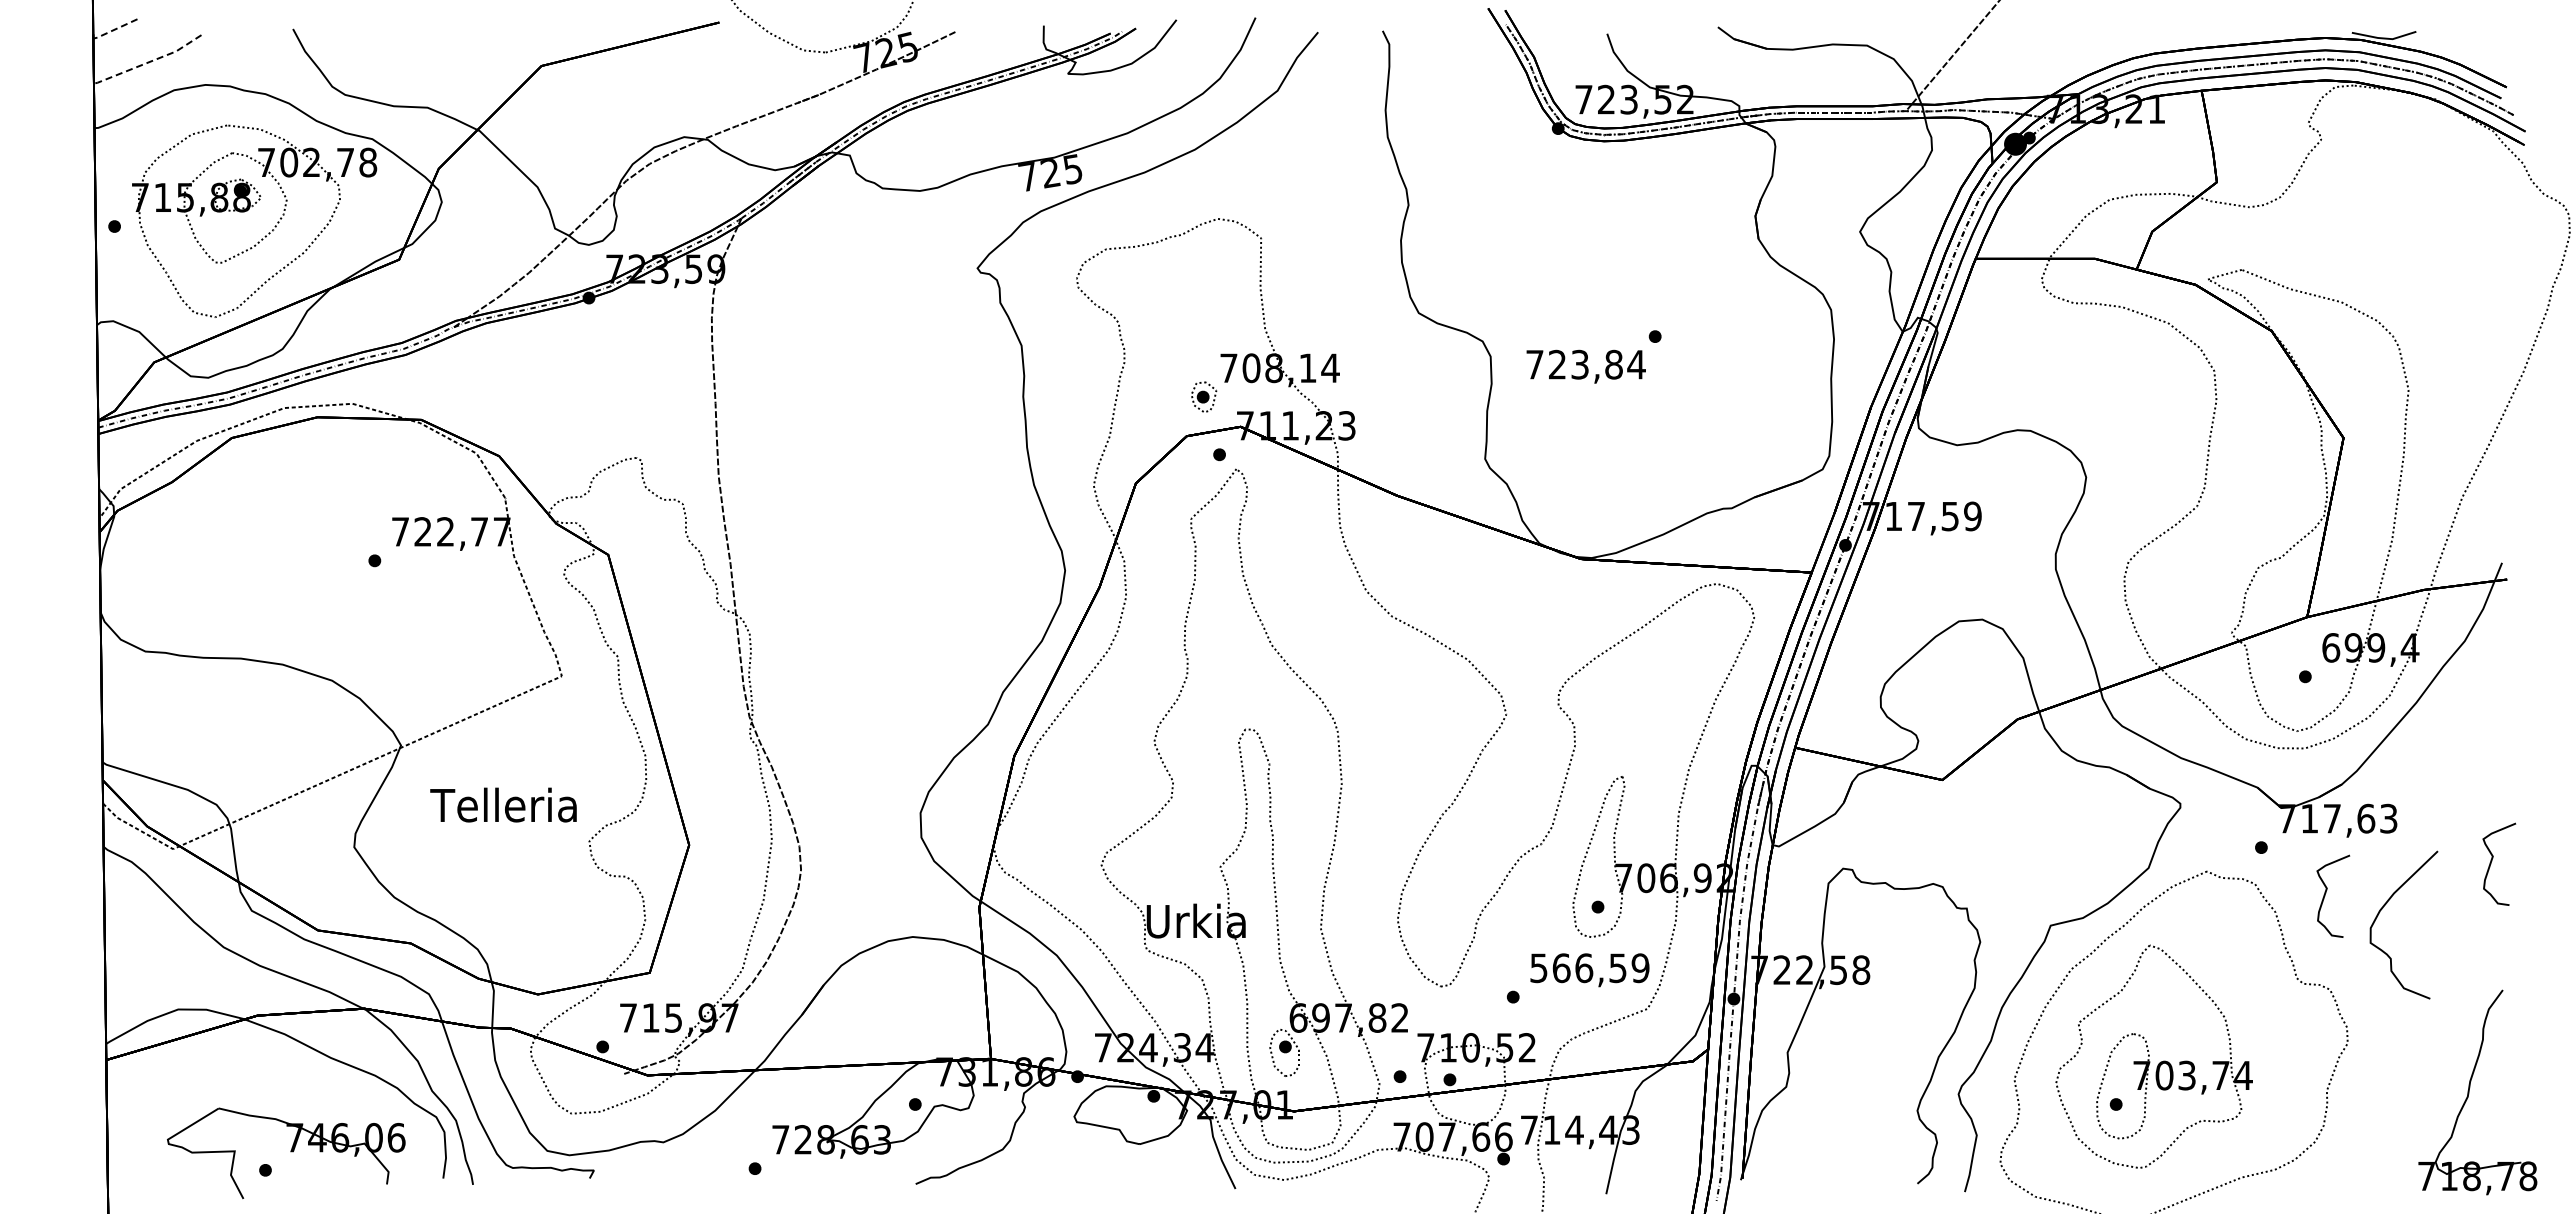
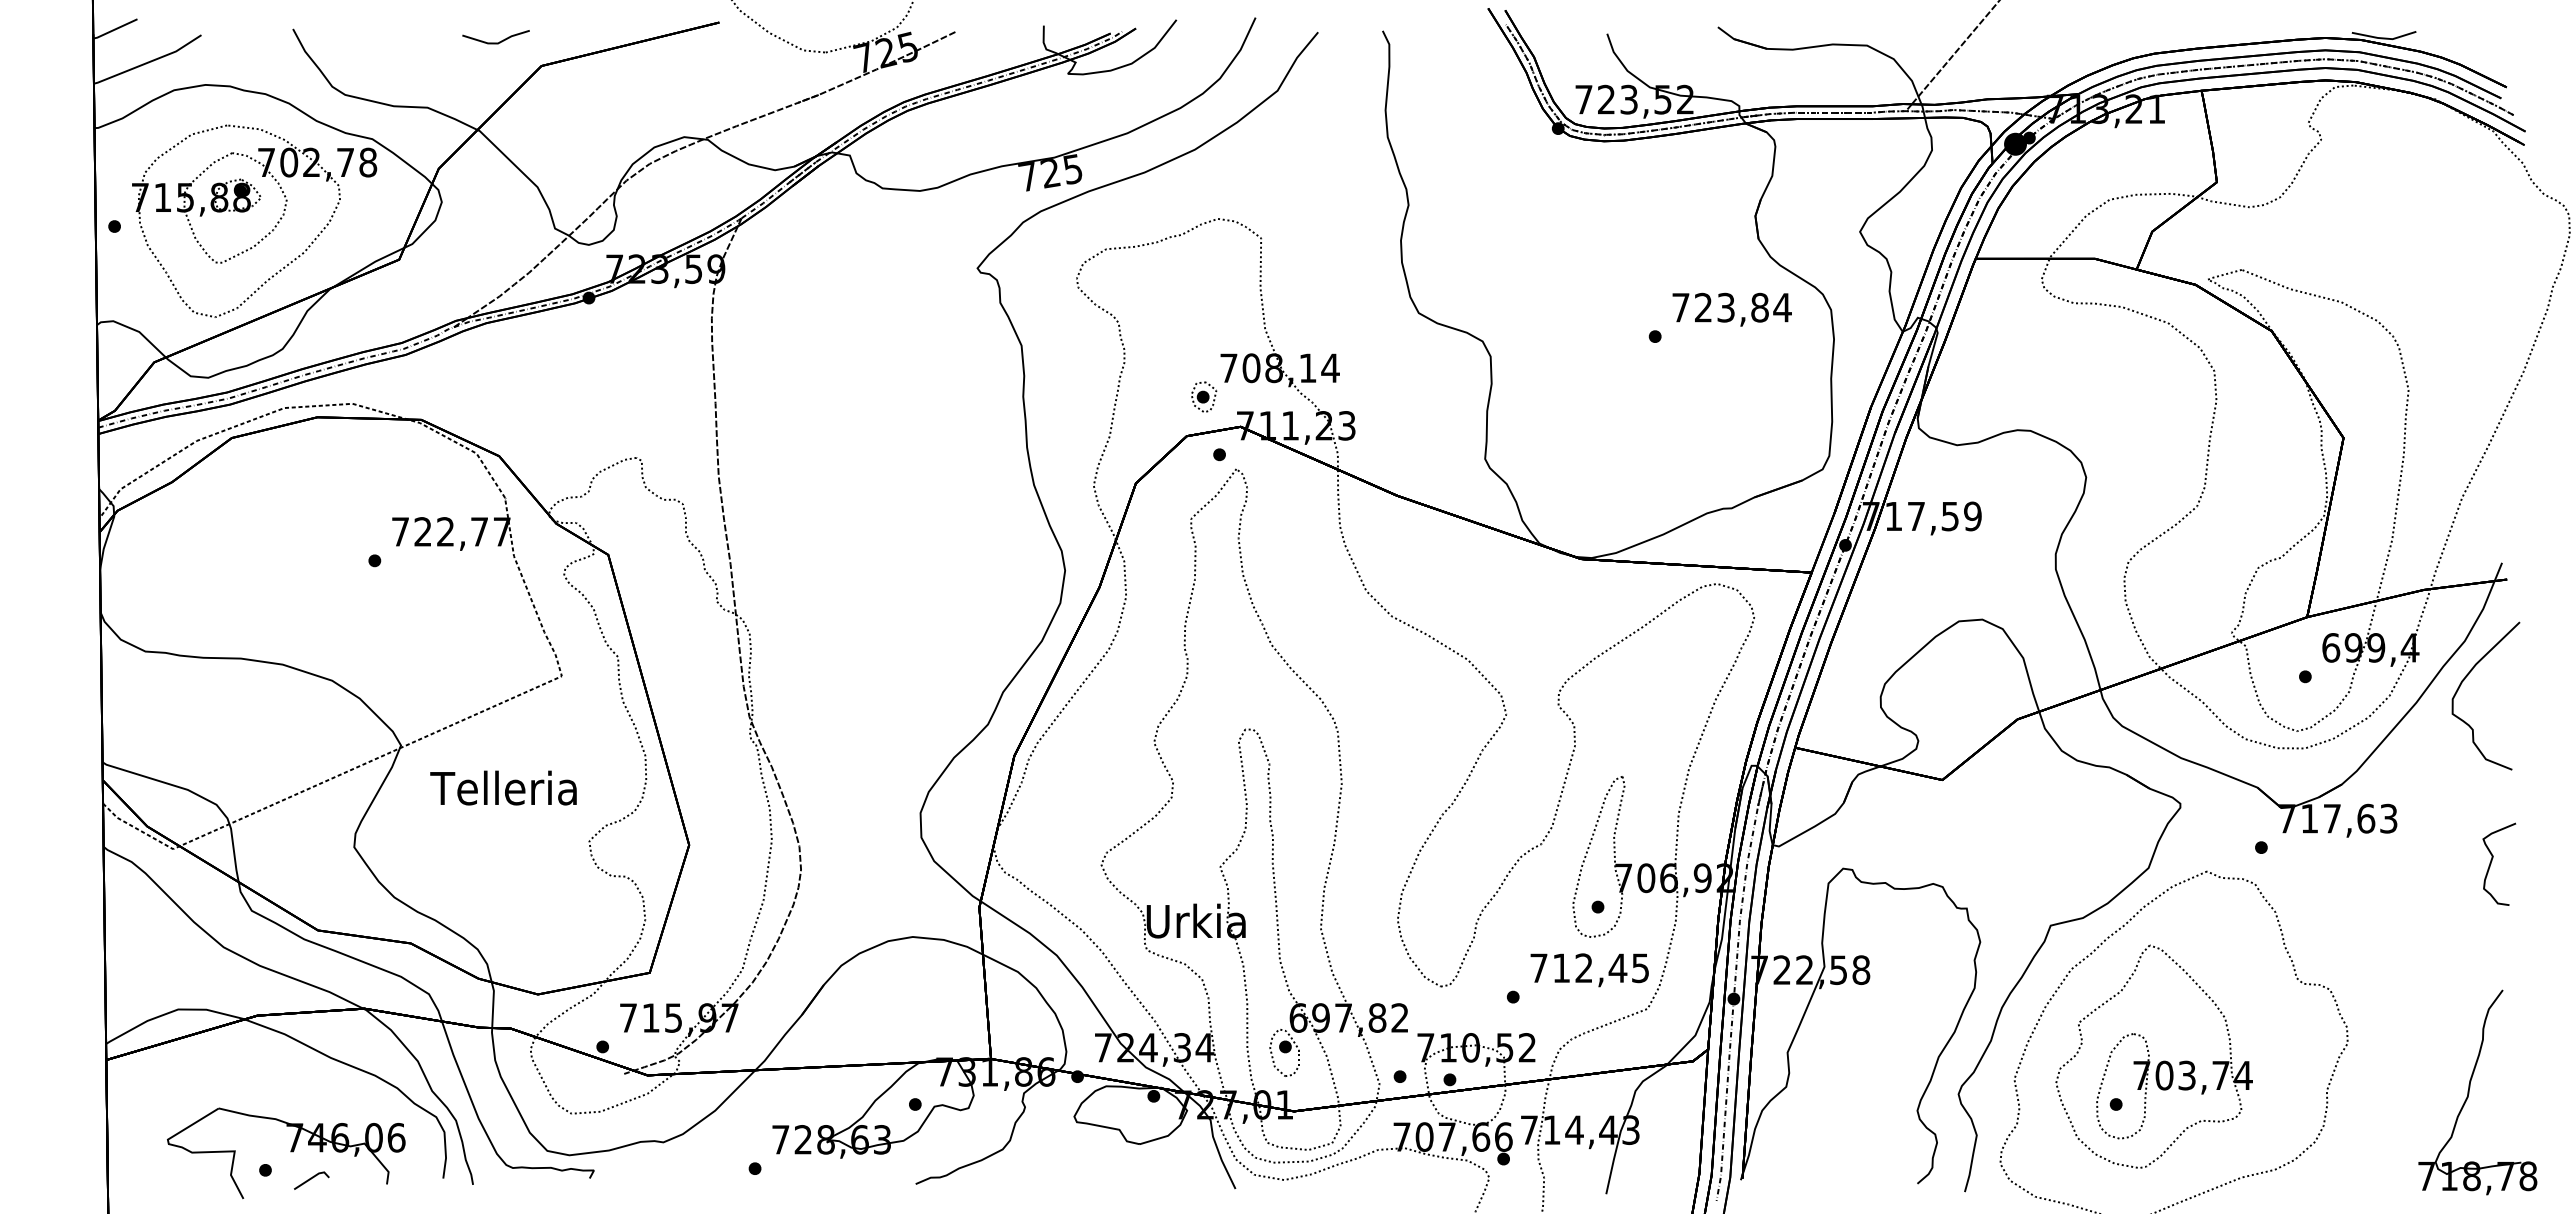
line: dashed -> solid (115, 29)
line: none -> present (495, 42)
line: dashed -> solid (149, 62)
text position: (1585, 366) -> (1731, 309) (1731, 309)
text position: (503, 804) -> (503, 787) (503, 787)
curve: present -> none (2326, 893)
curve position: (2383, 908) -> (2465, 679) (2465, 679)
text: 566,59 -> 712,45 (1589, 968)
line: none -> present (311, 1179)
